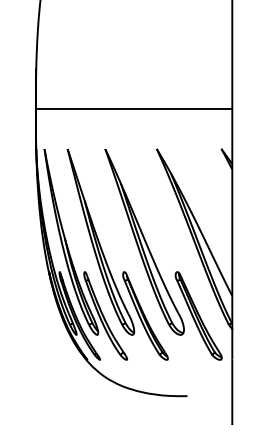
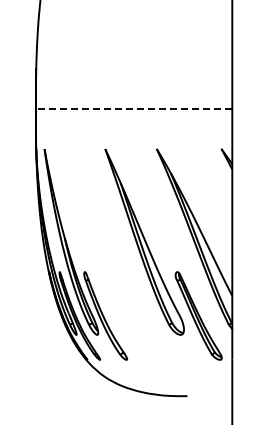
line: solid -> dashed (133, 109)
part: present -> none (106, 259)
